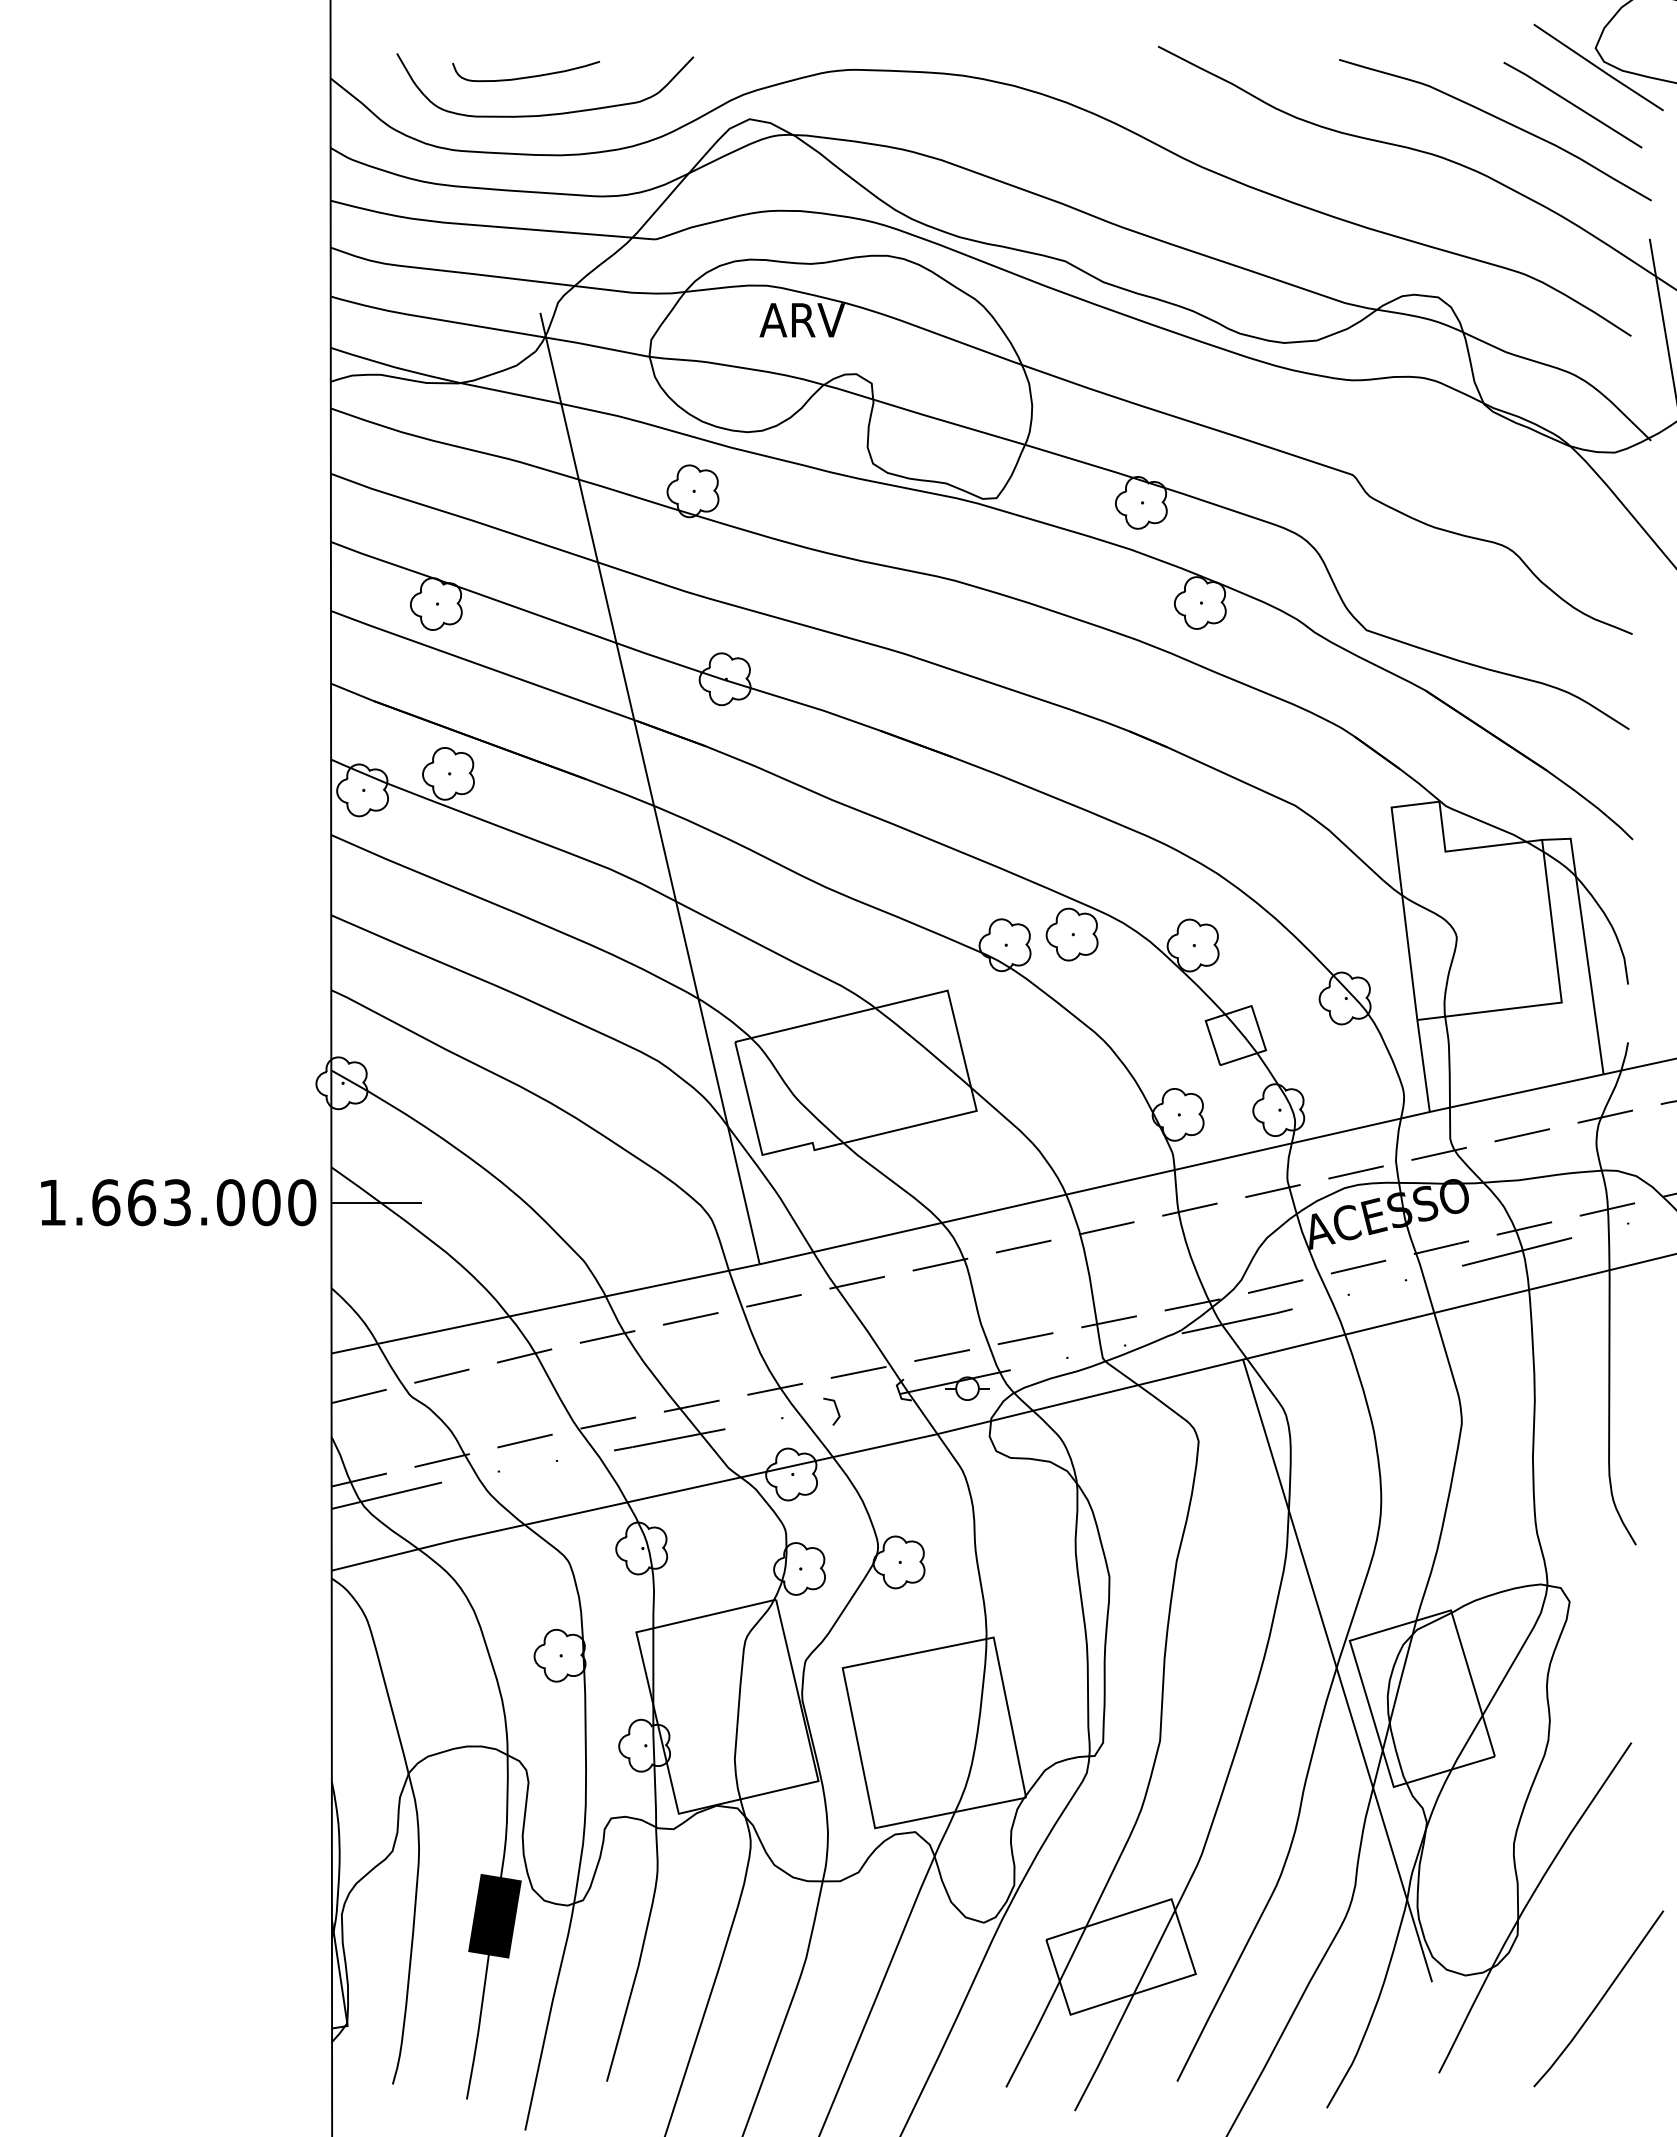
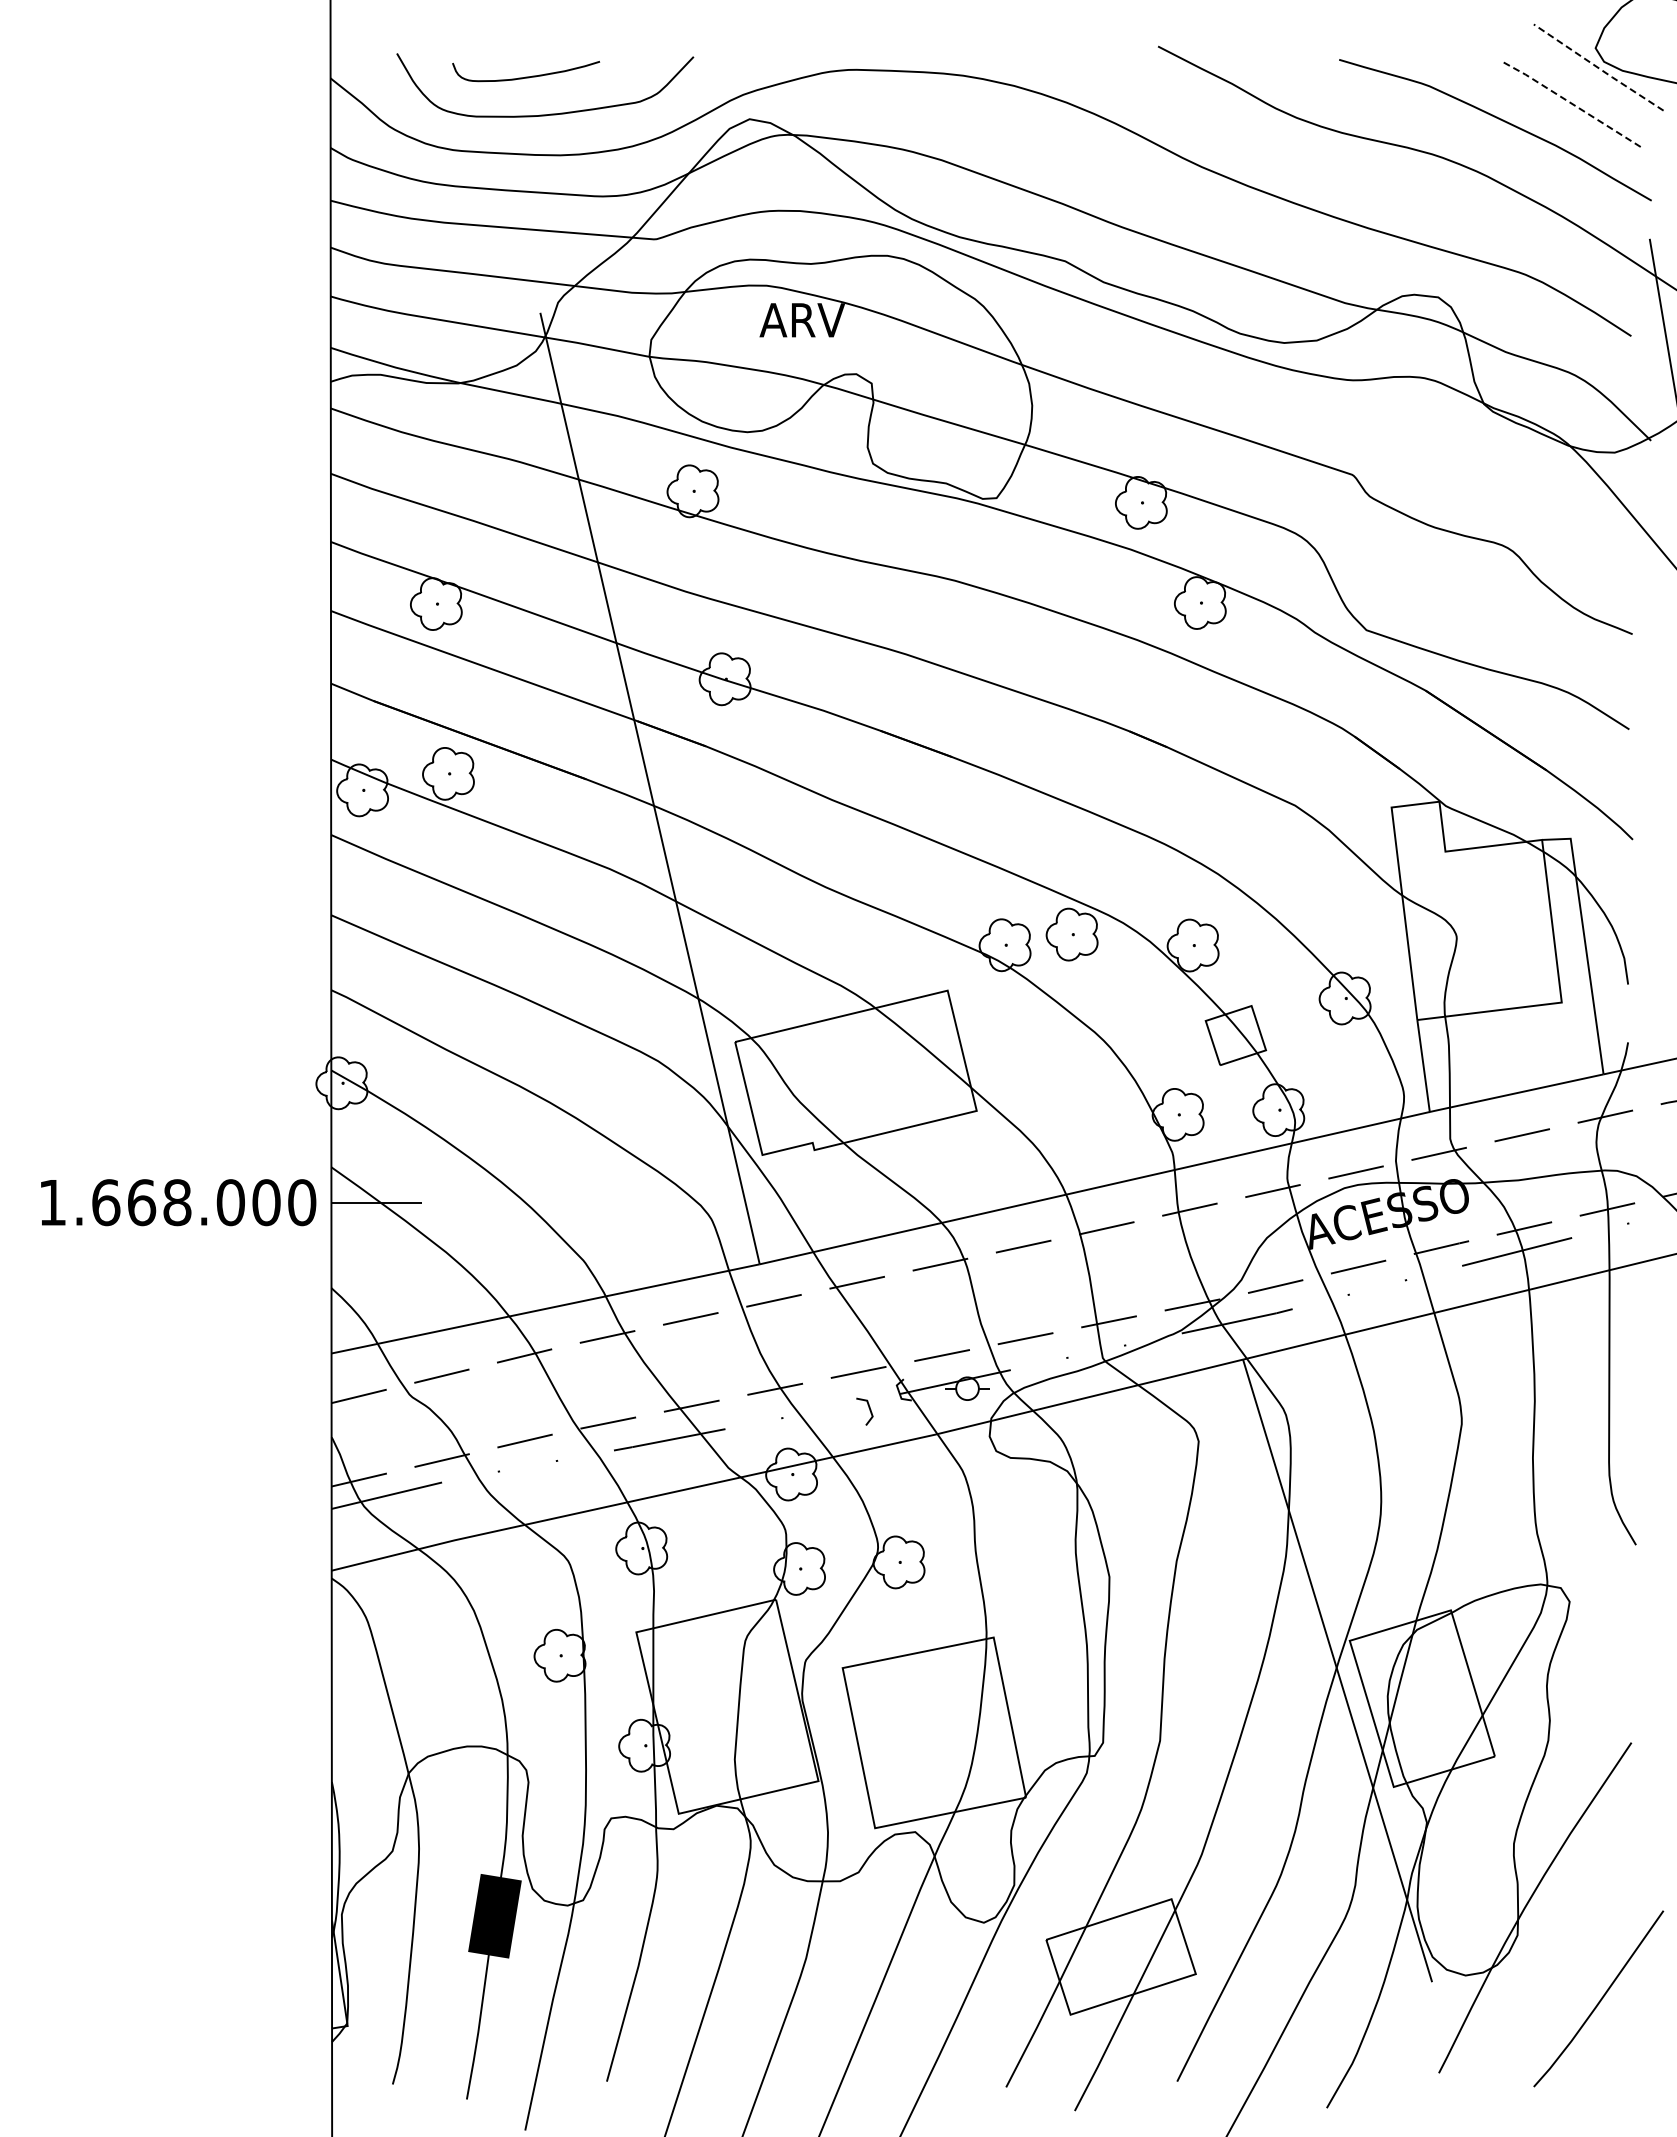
line: solid -> dashed (1598, 68)
line: solid -> dashed (1573, 104)
text: 1.663.000 -> 1.668.000 (177, 1202)
line position: (836, 1410) -> (869, 1410) (869, 1410)
